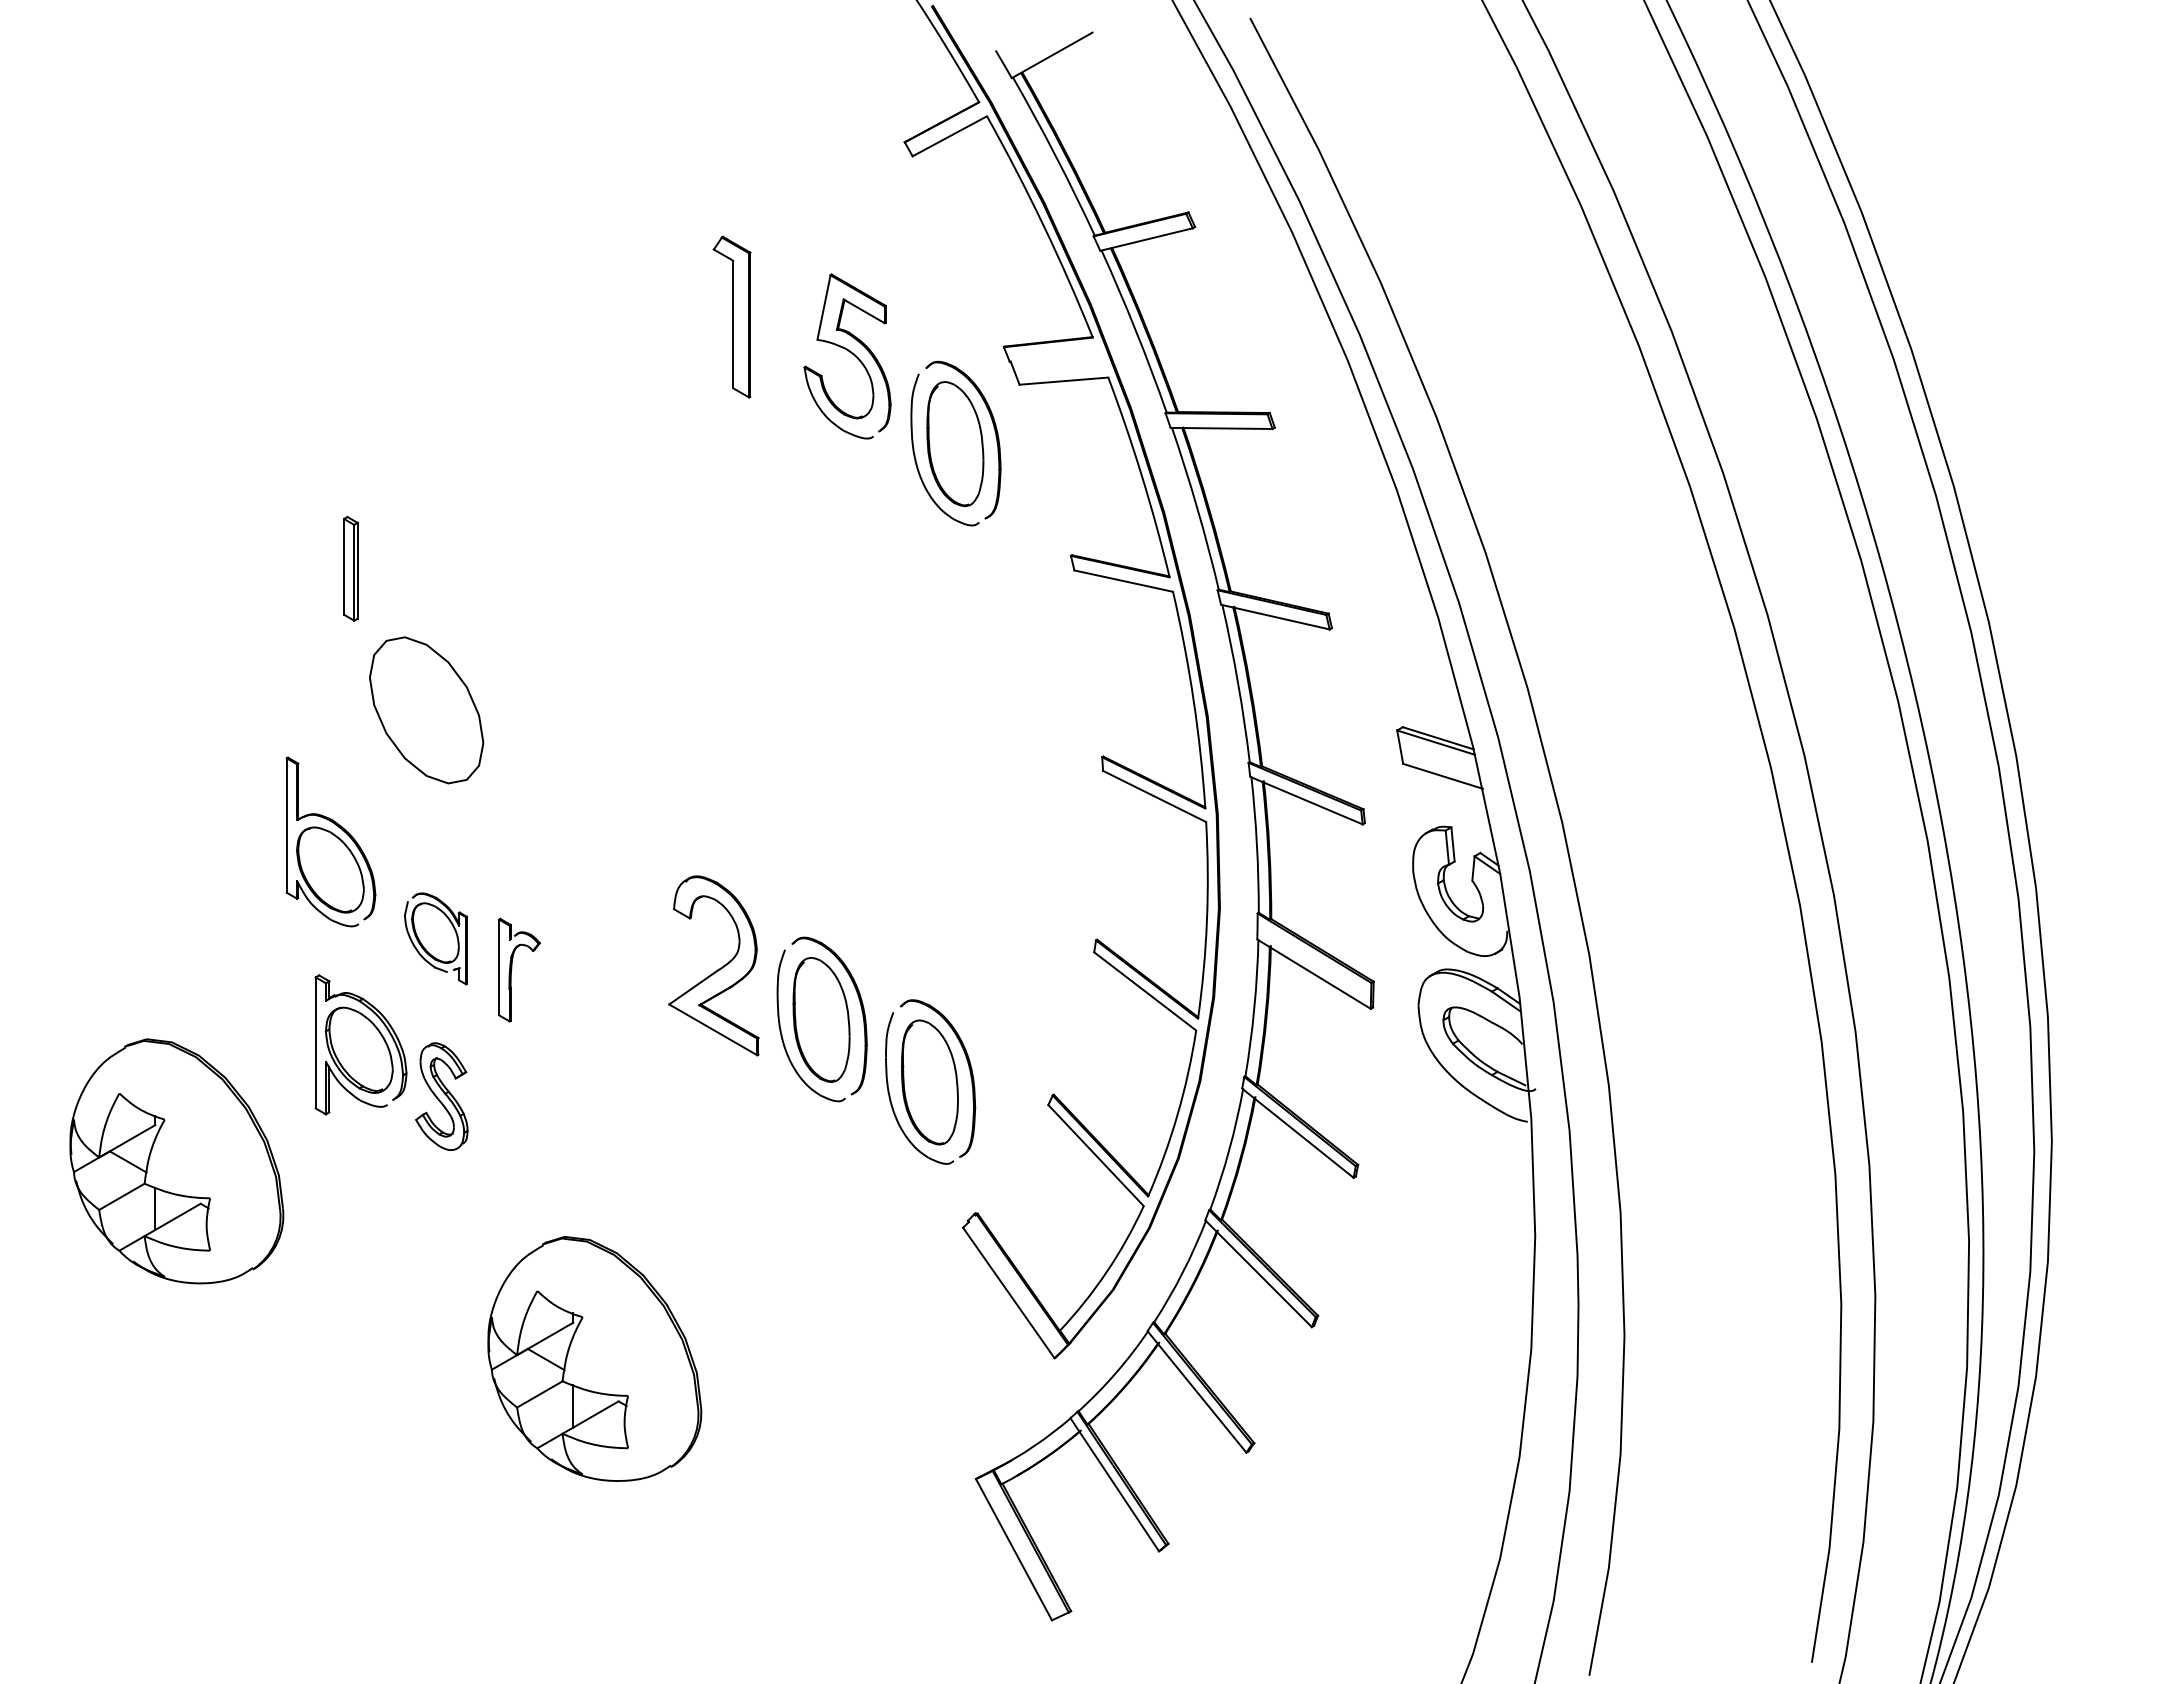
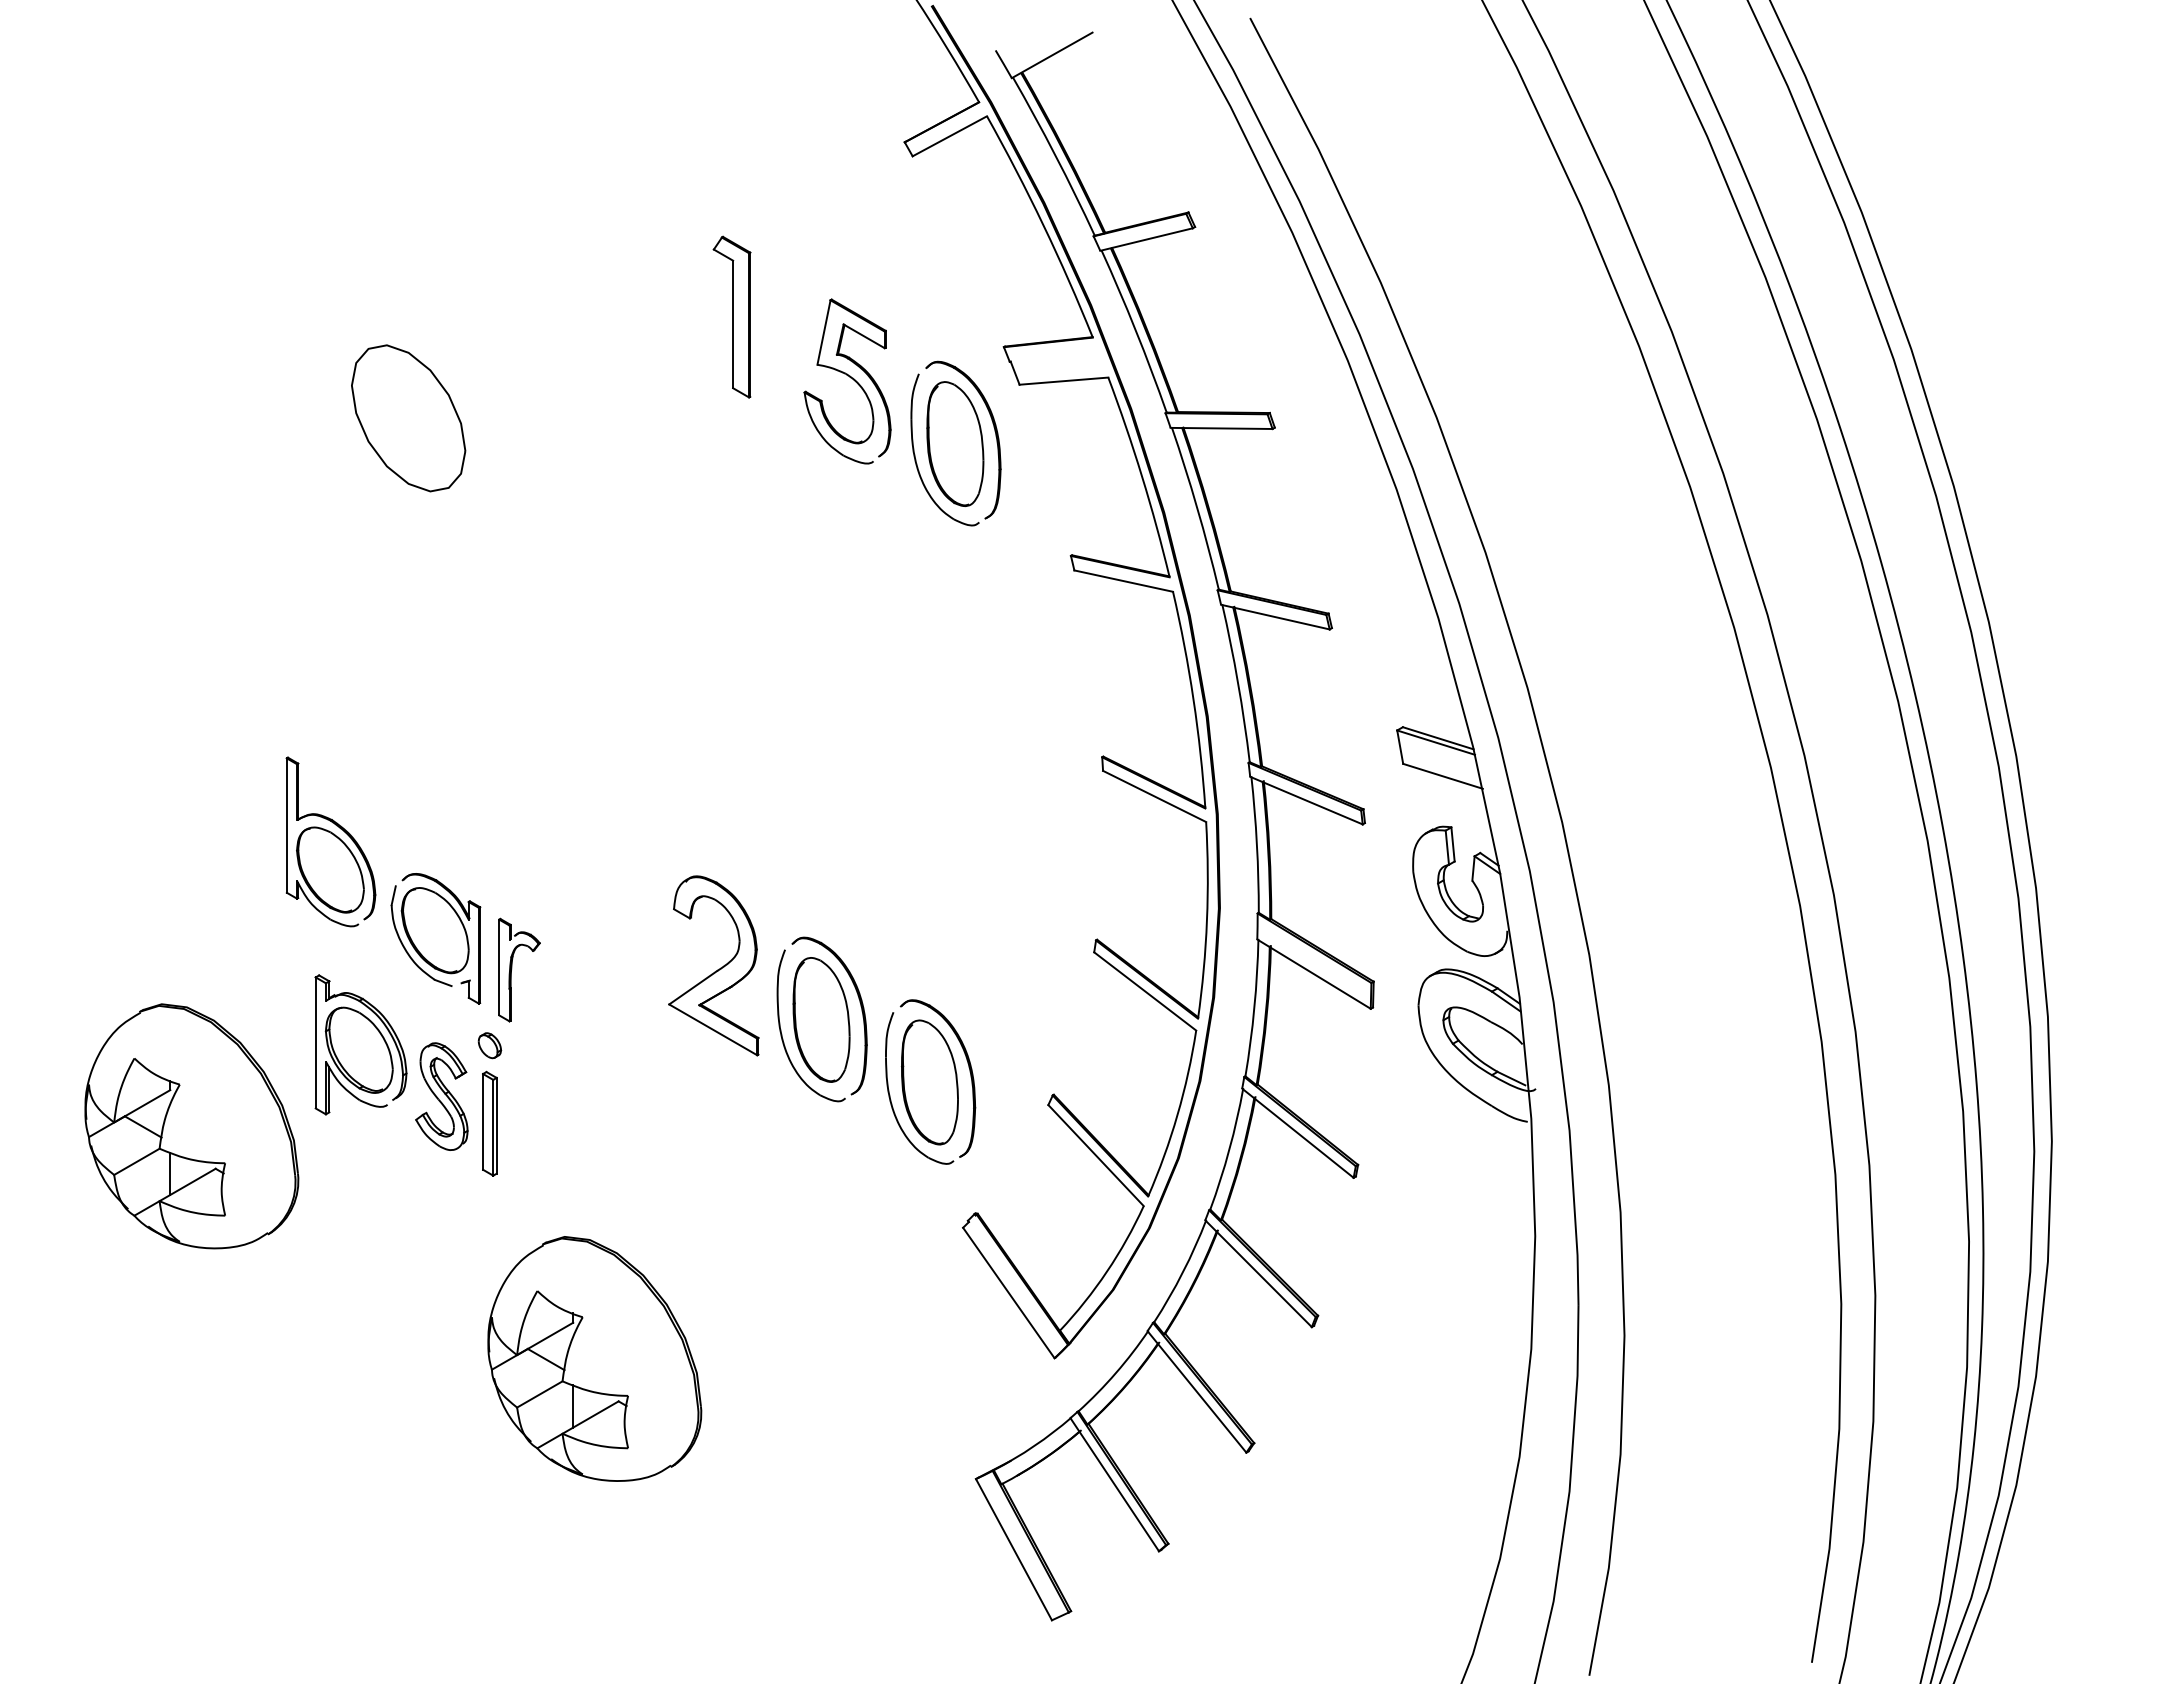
part position: (847, 356) -> (847, 381) (847, 381)
part position: (350, 568) -> (489, 1123) (489, 1123)
part position: (426, 710) -> (408, 418) (408, 418)
part size: 64x94 px -> 92x132 px (435, 938)
part: none -> present (489, 1045)
part position: (176, 1161) -> (191, 1126) (191, 1126)
